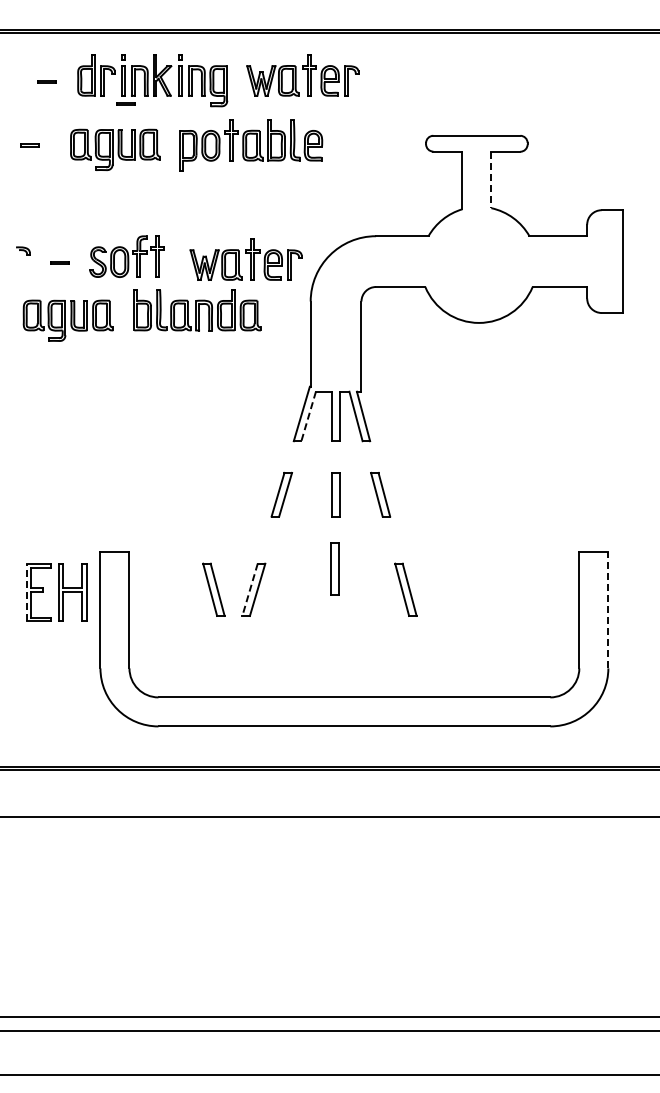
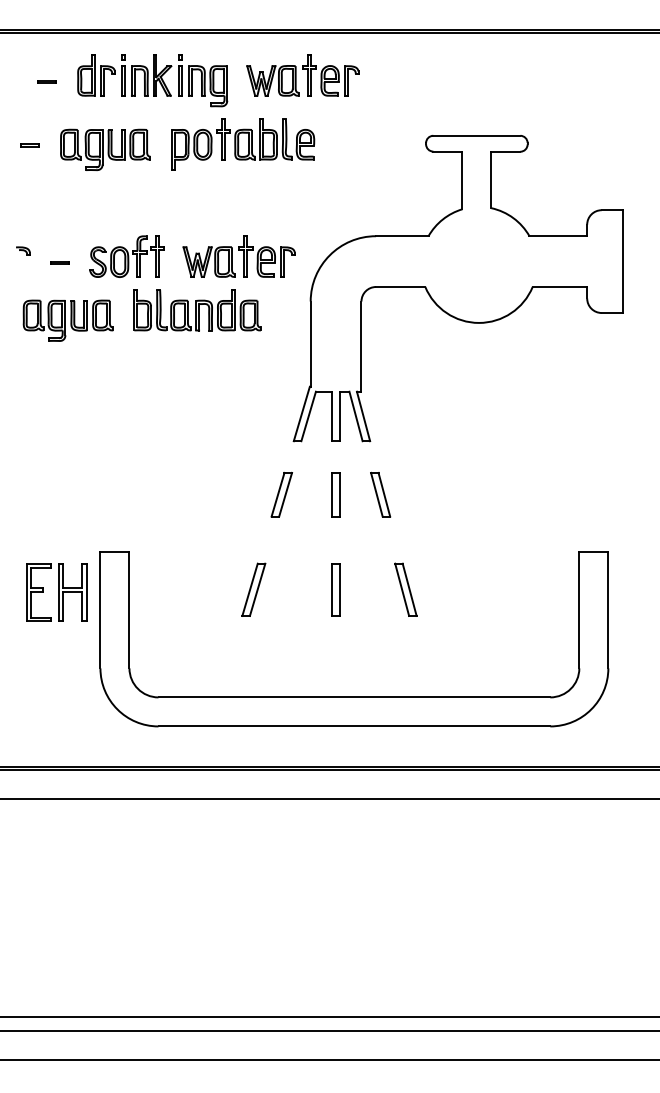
line: present -> none (125, 103)
part position: (251, 145) -> (243, 144) (243, 144)
part position: (115, 149) -> (105, 149) (105, 149)
line: dashed -> solid (491, 180)
part position: (245, 259) -> (238, 256) (238, 256)
line: dashed -> solid (308, 416)
part position: (334, 568) -> (335, 589) (335, 589)
part: present -> none (213, 589)
line: dashed -> solid (249, 590)
line: dashed -> solid (26, 592)
line: dashed -> solid (608, 609)
line position: (329, 817) -> (329, 799) (329, 799)
line position: (329, 1075) -> (329, 1060) (329, 1060)
